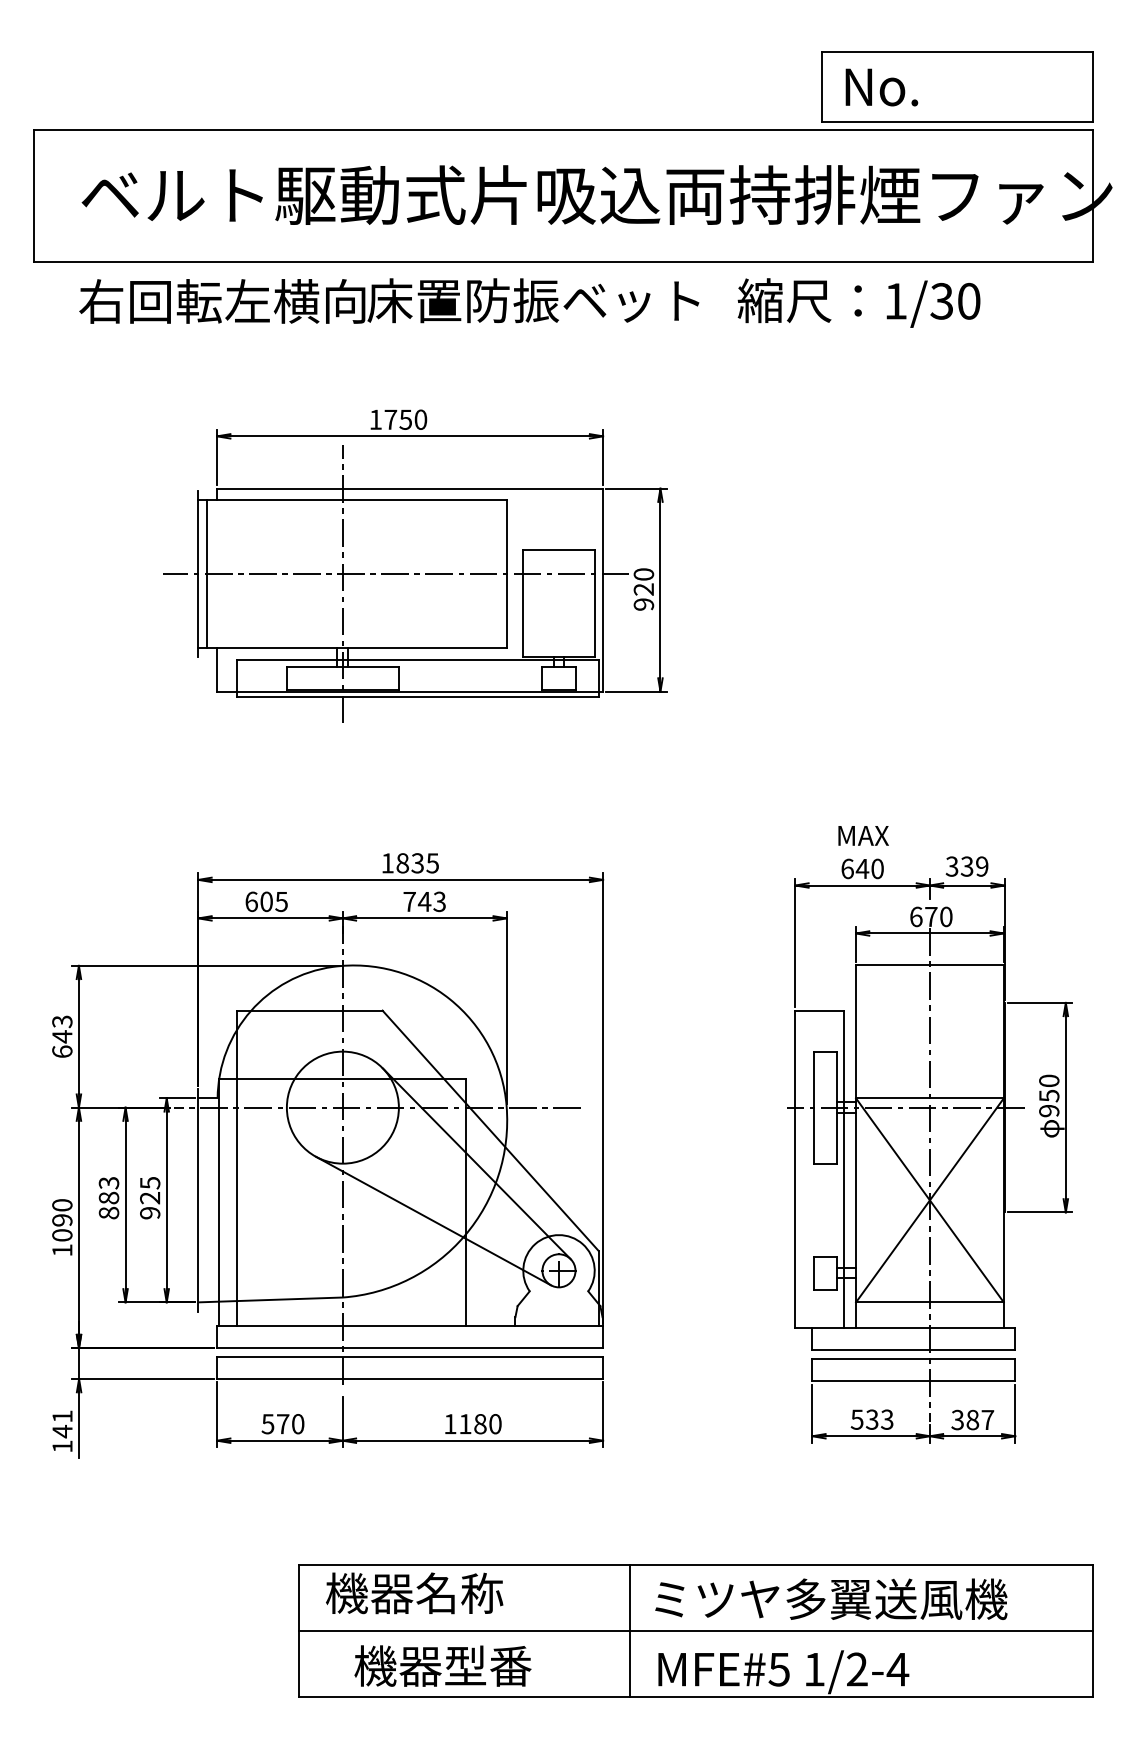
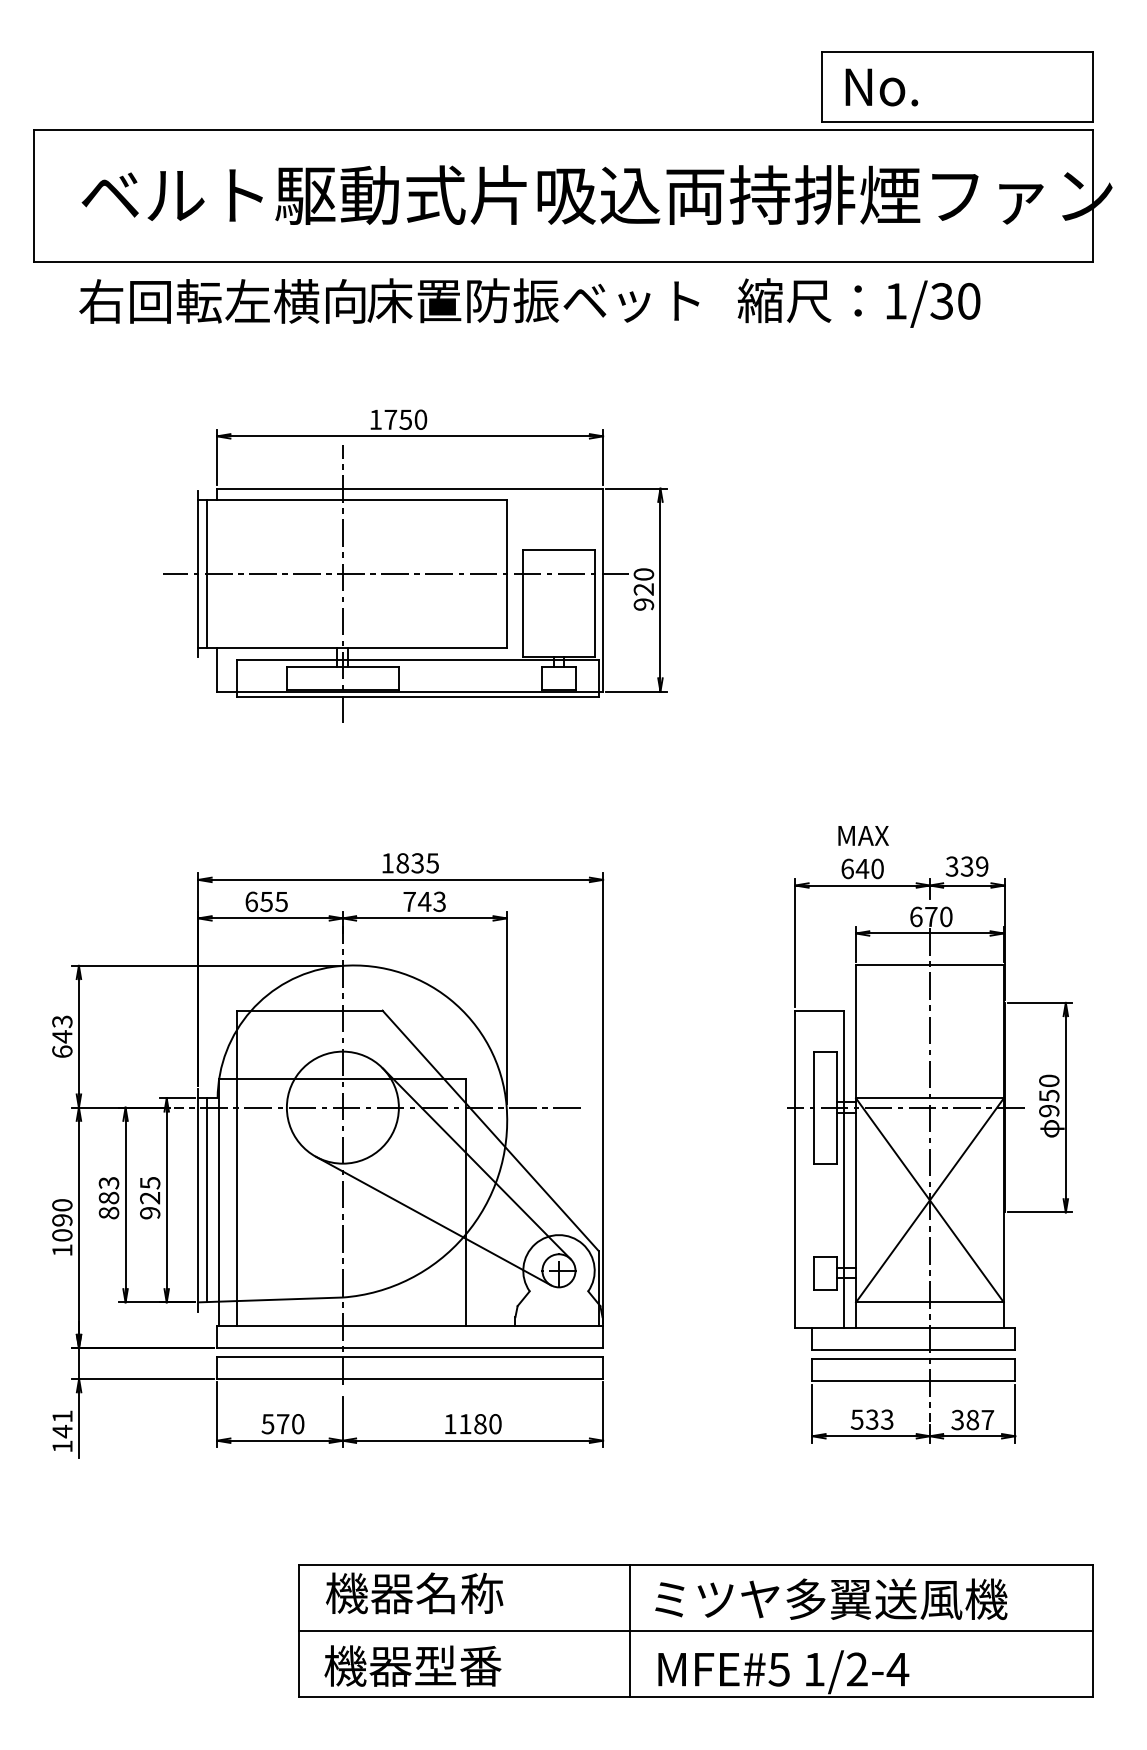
text: 605 -> 655 (266, 901)
line: none -> present (207, 1200)
text position: (442, 1665) -> (412, 1665) (412, 1665)
